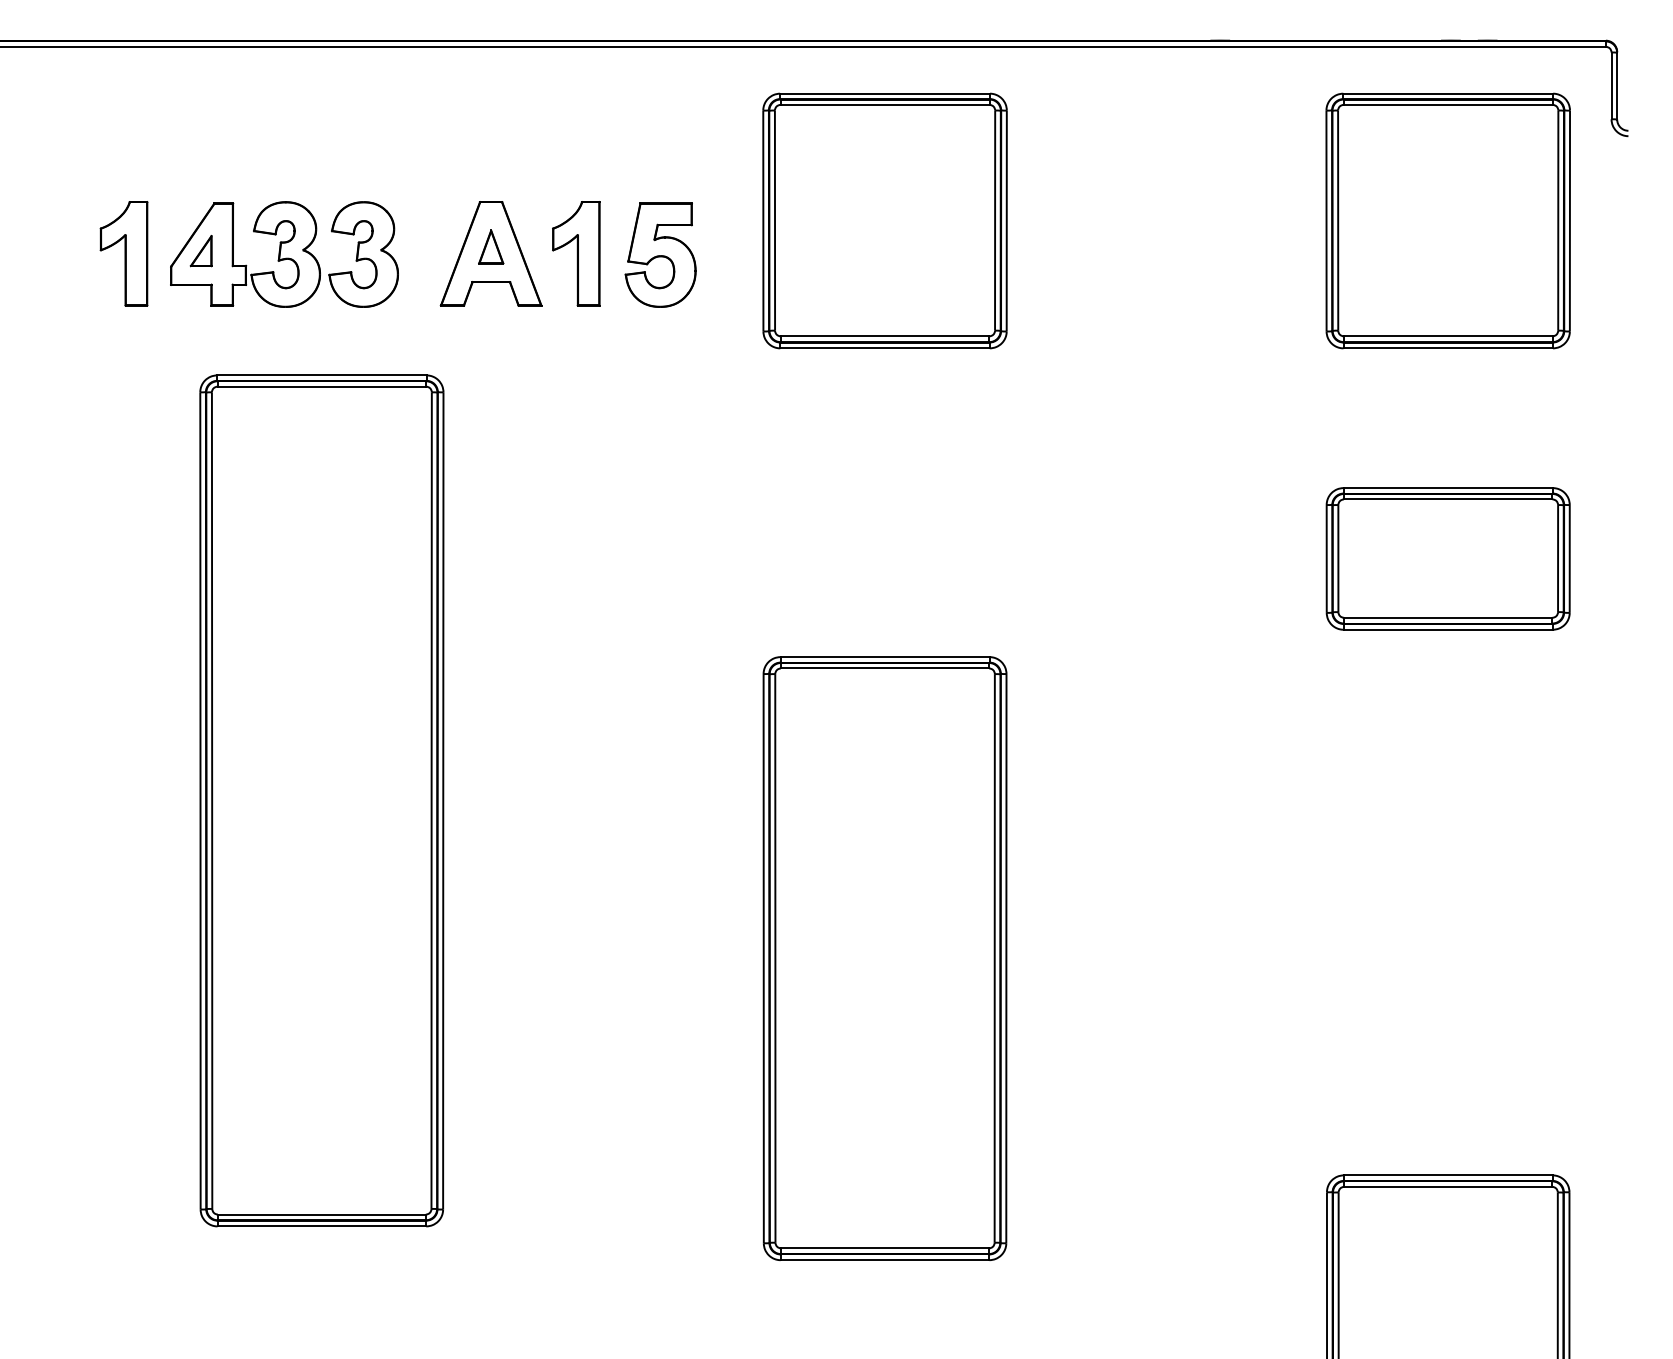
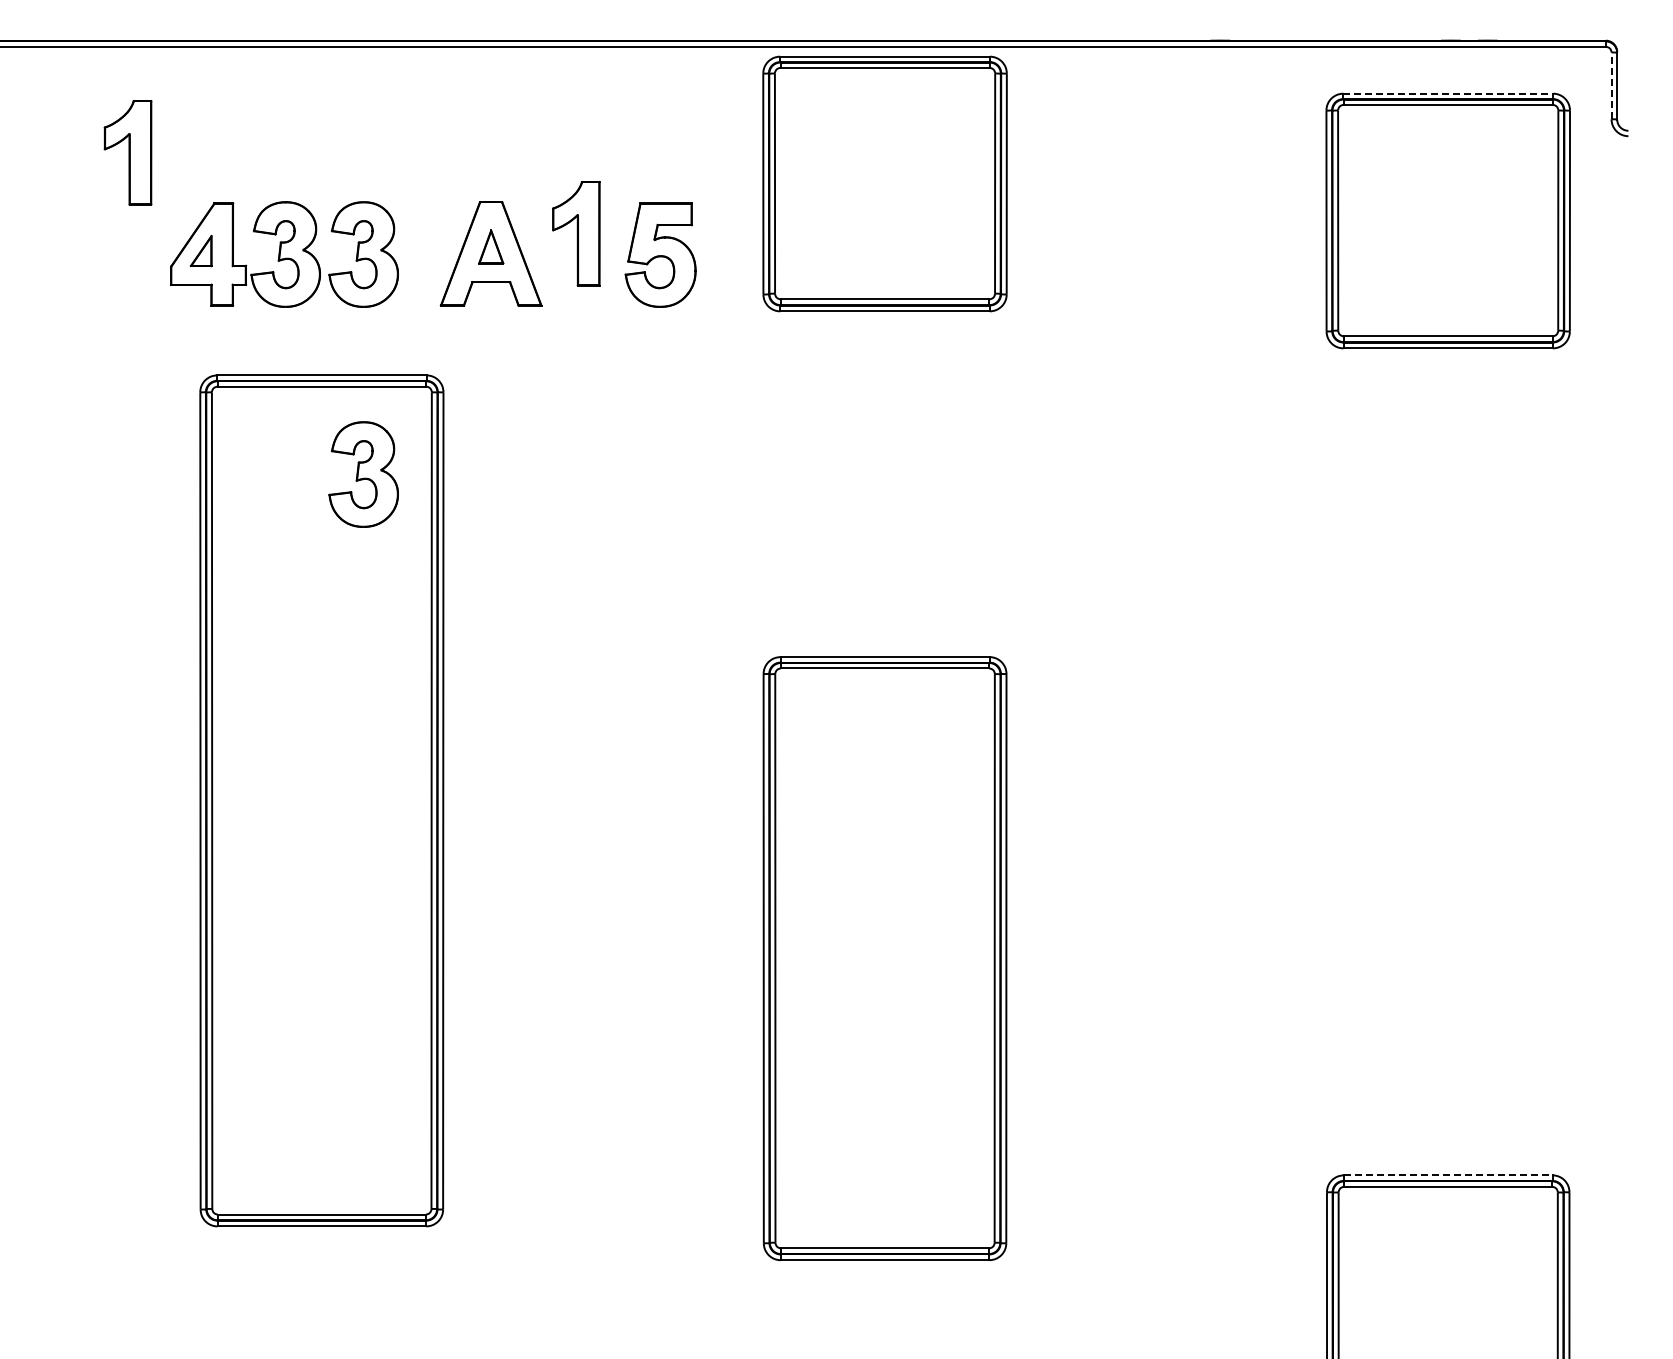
line: solid -> dashed (1611, 85)
line: solid -> dashed (1448, 93)
part position: (884, 220) -> (884, 183) (884, 183)
part position: (123, 253) -> (127, 152) (127, 152)
part position: (576, 253) -> (576, 233) (576, 233)
part: none -> present (363, 474)
part: present -> none (1447, 558)
line: solid -> dashed (1448, 1175)
